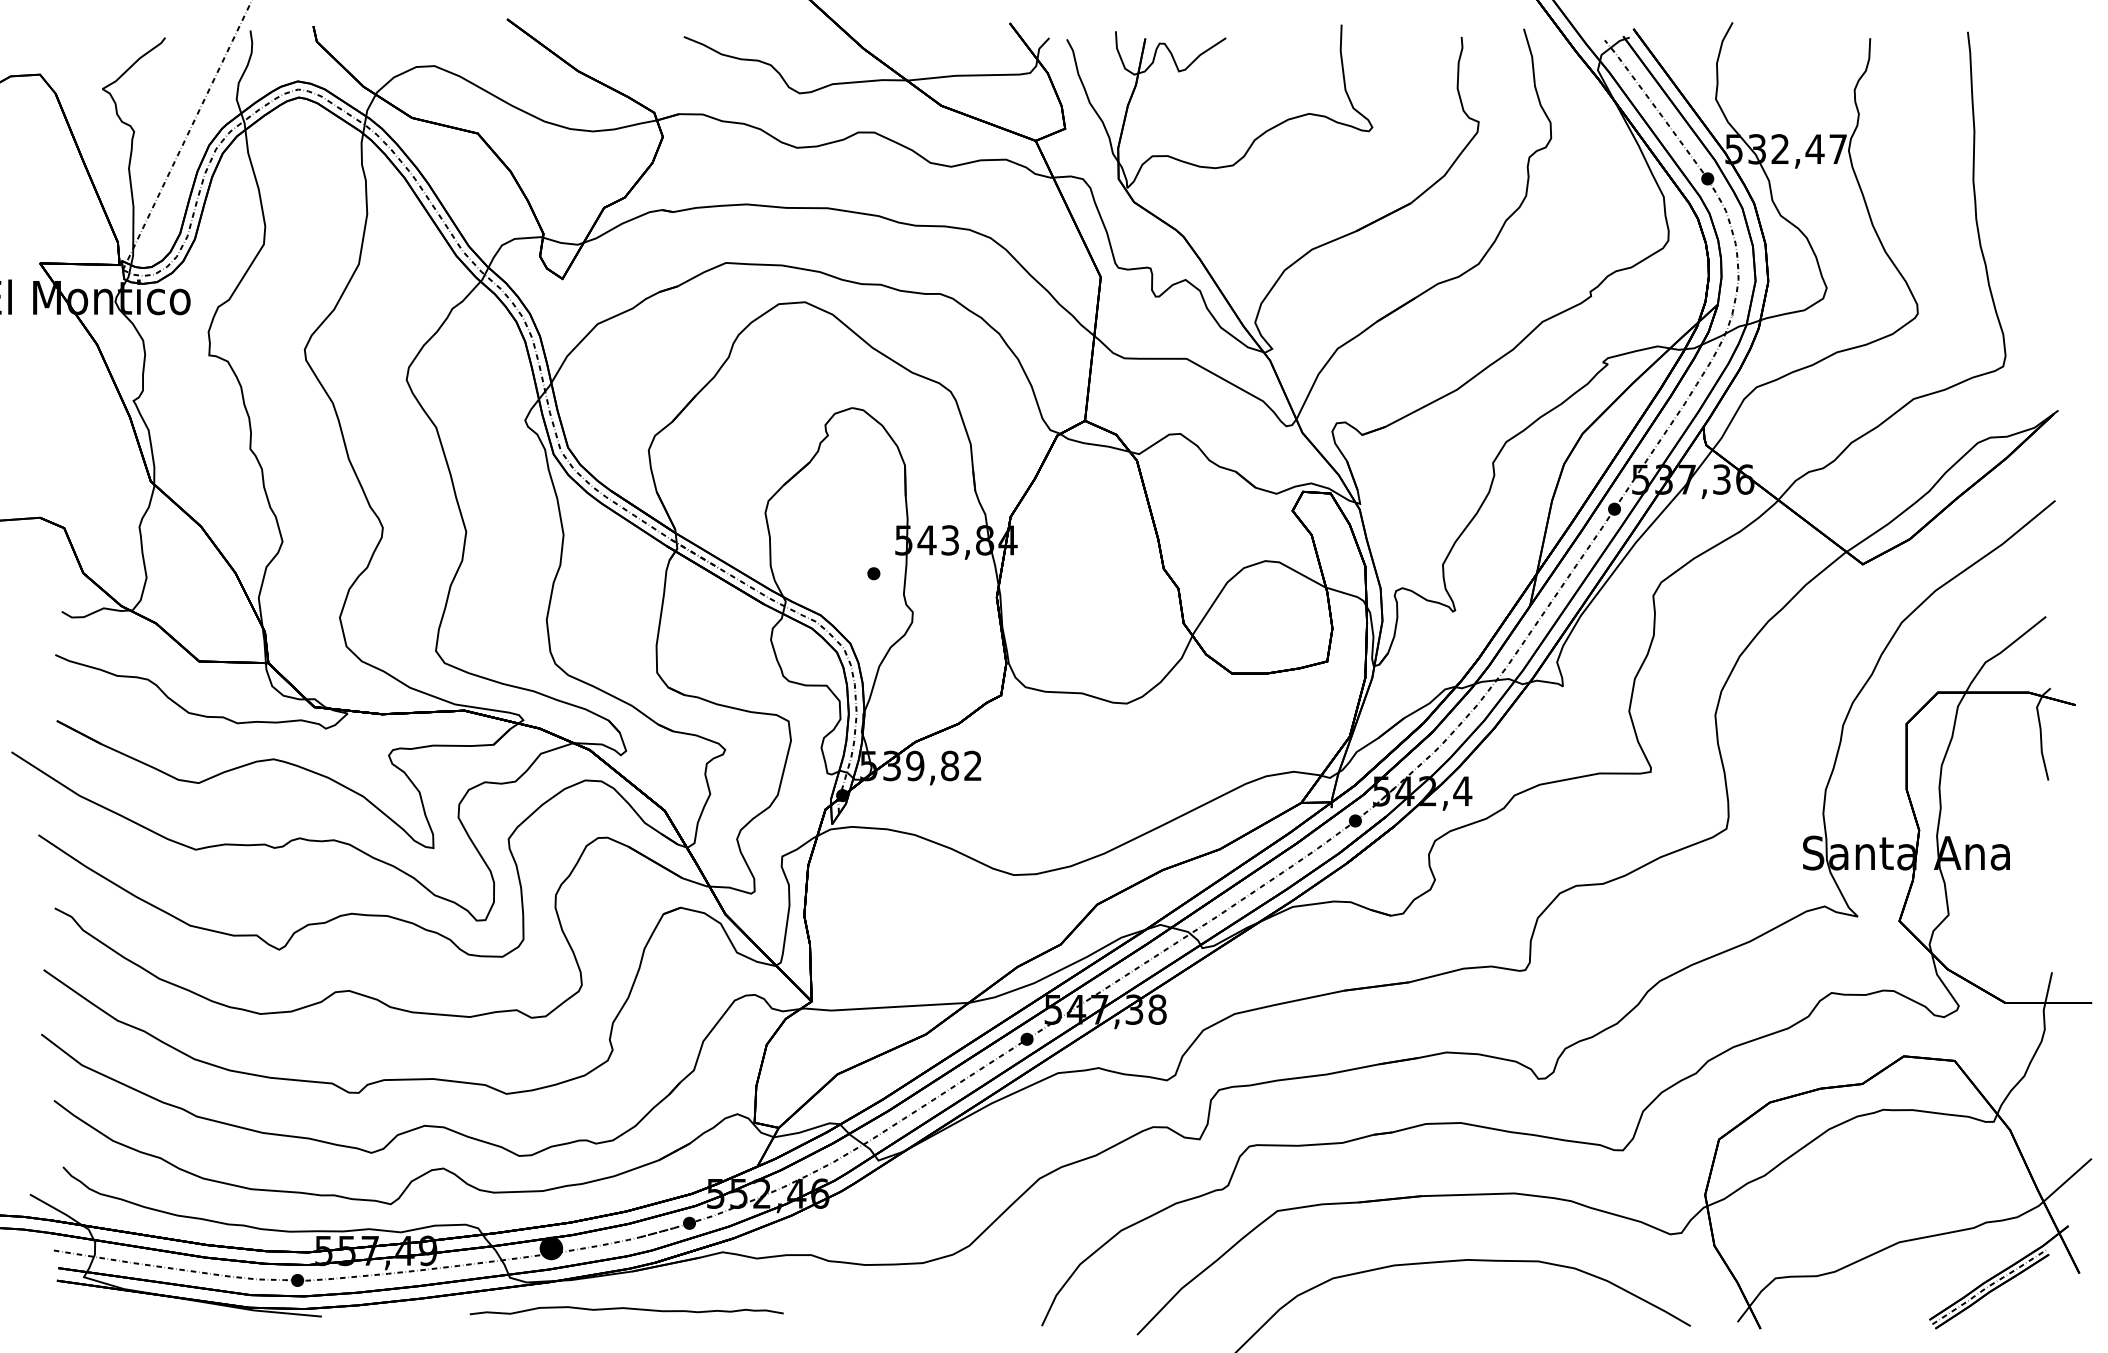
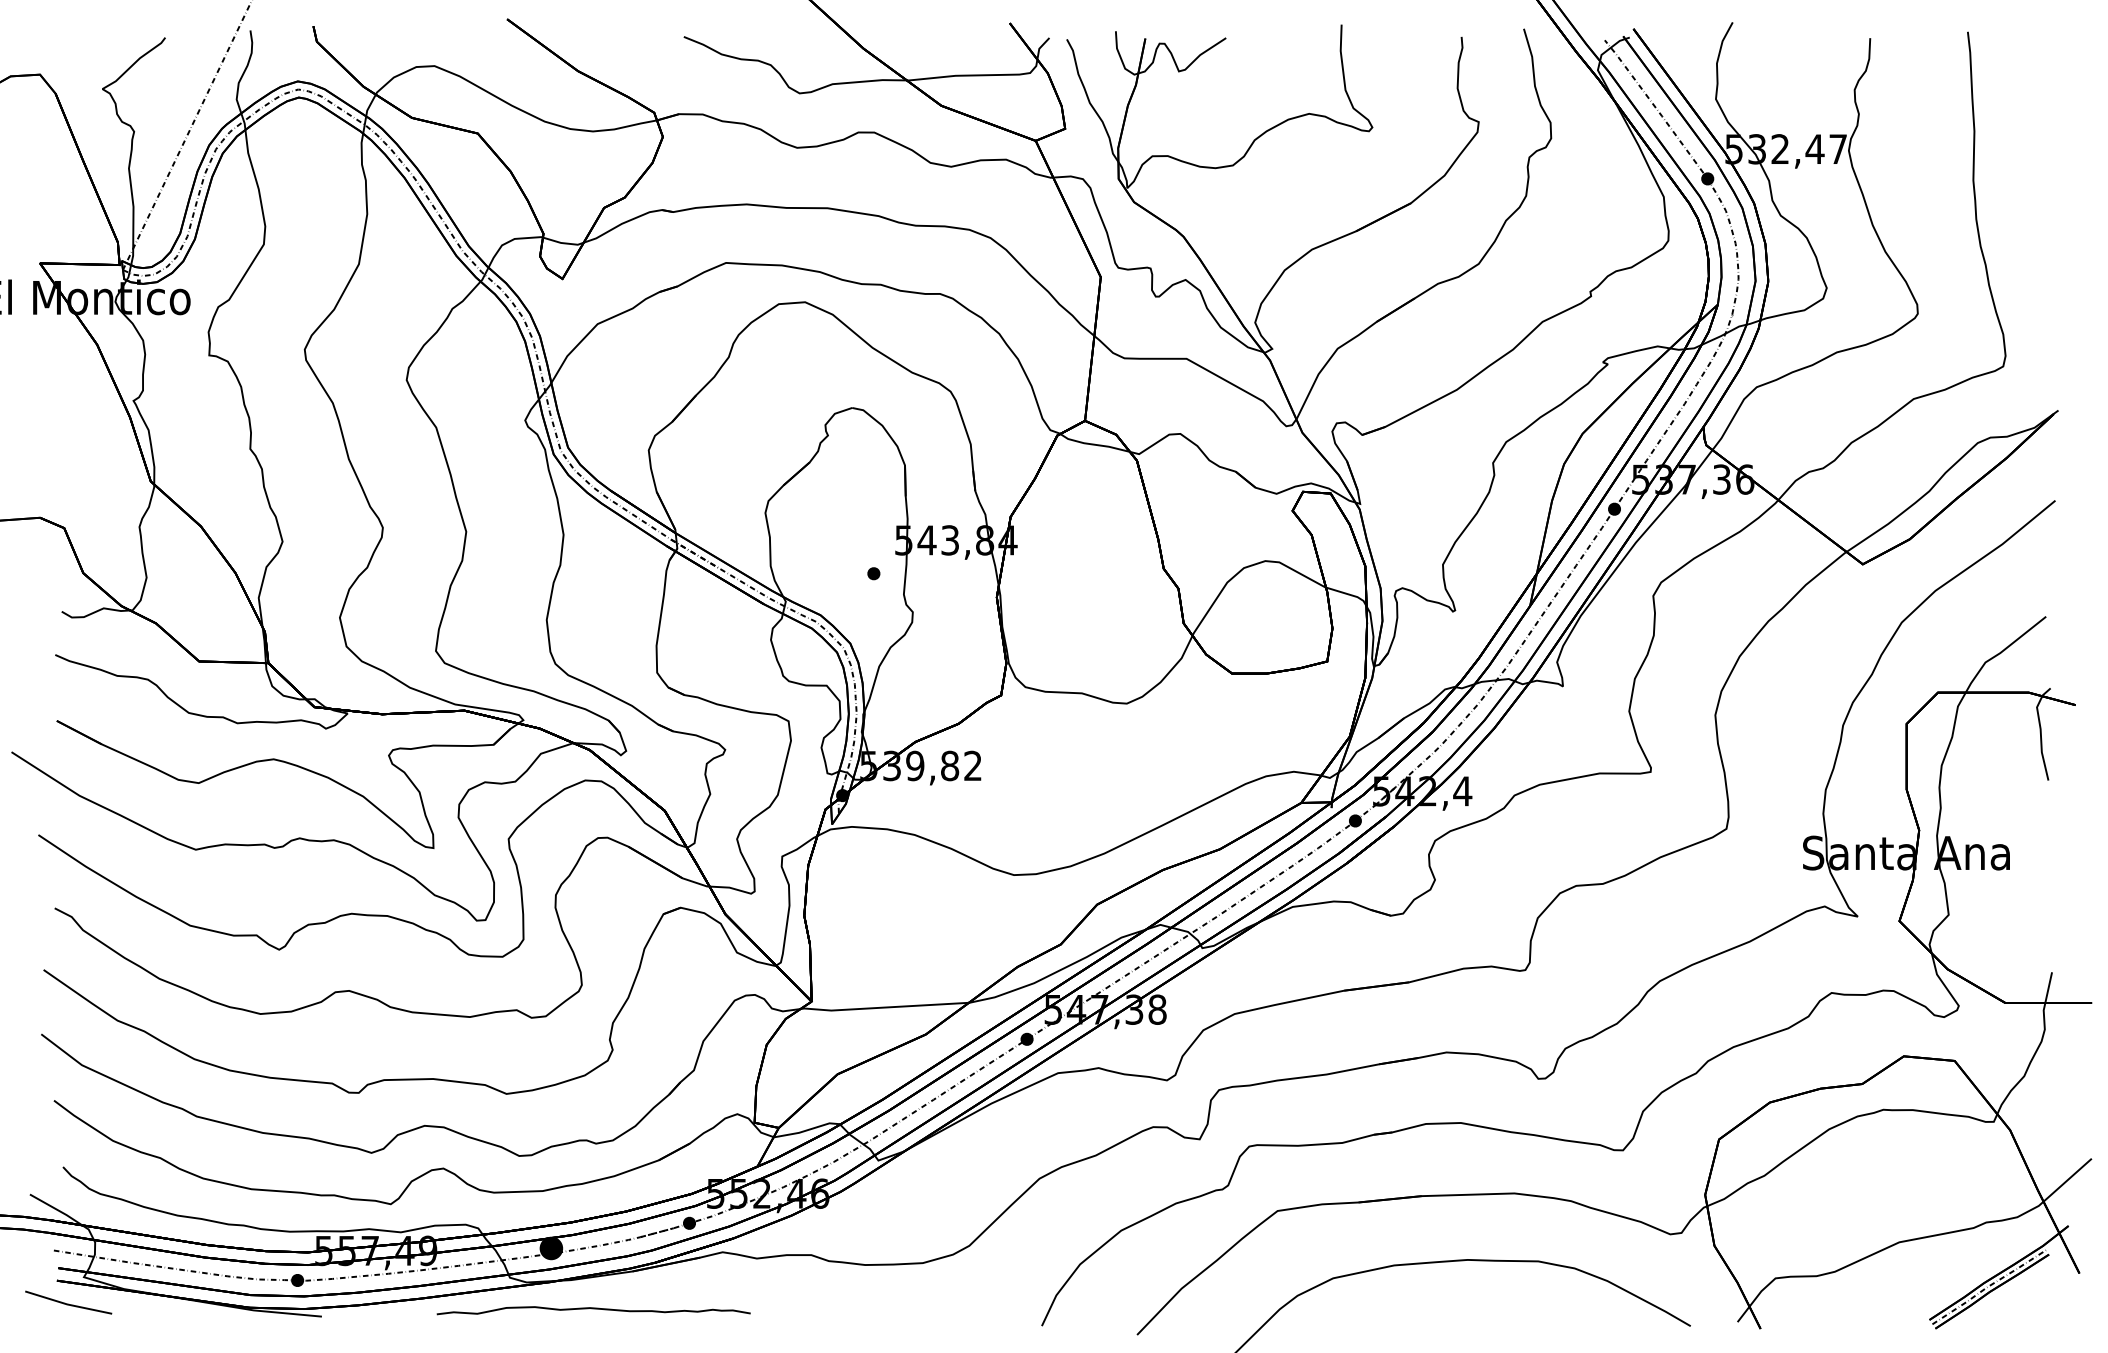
line: none -> present (68, 1303)
curve position: (626, 1309) -> (593, 1309) (593, 1309)
